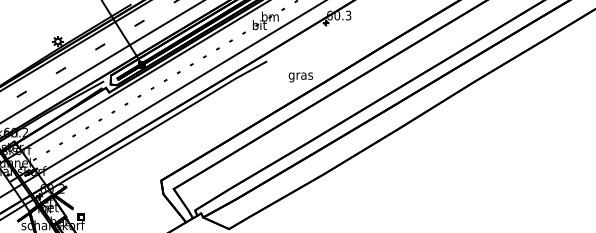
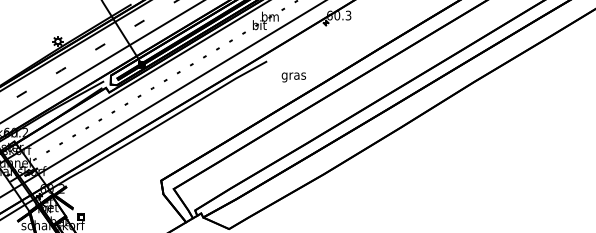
text position: (300, 77) -> (293, 77) (293, 77)
